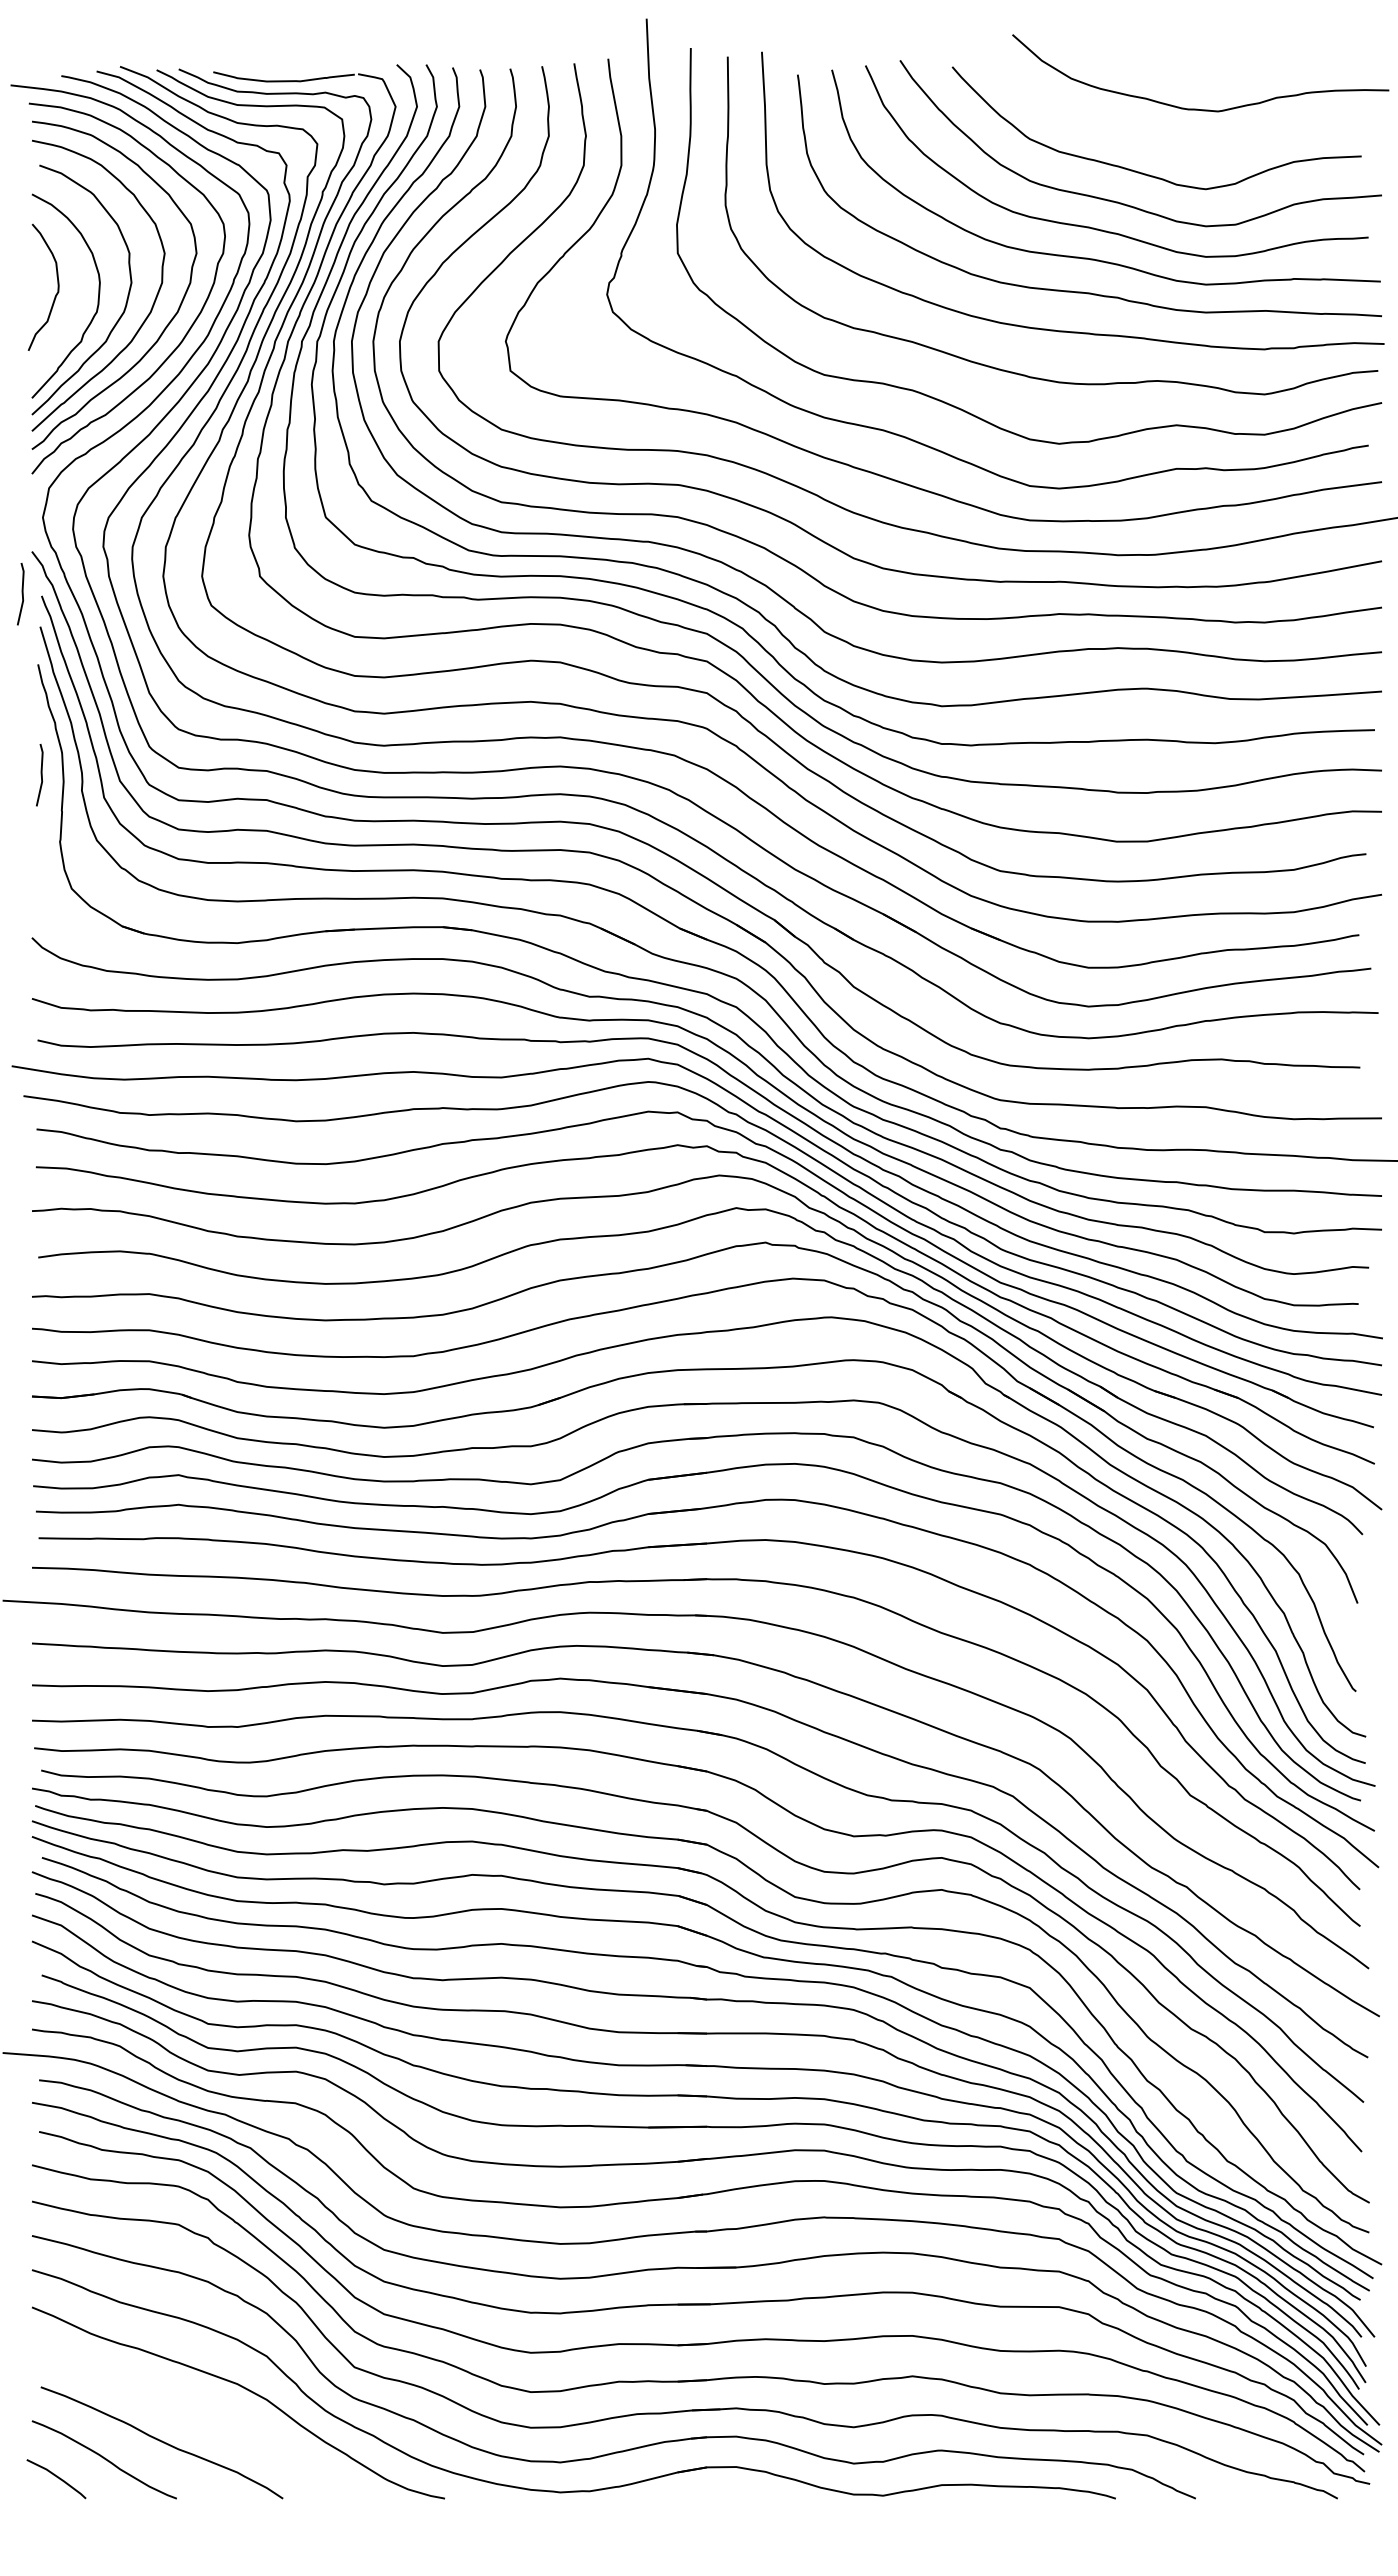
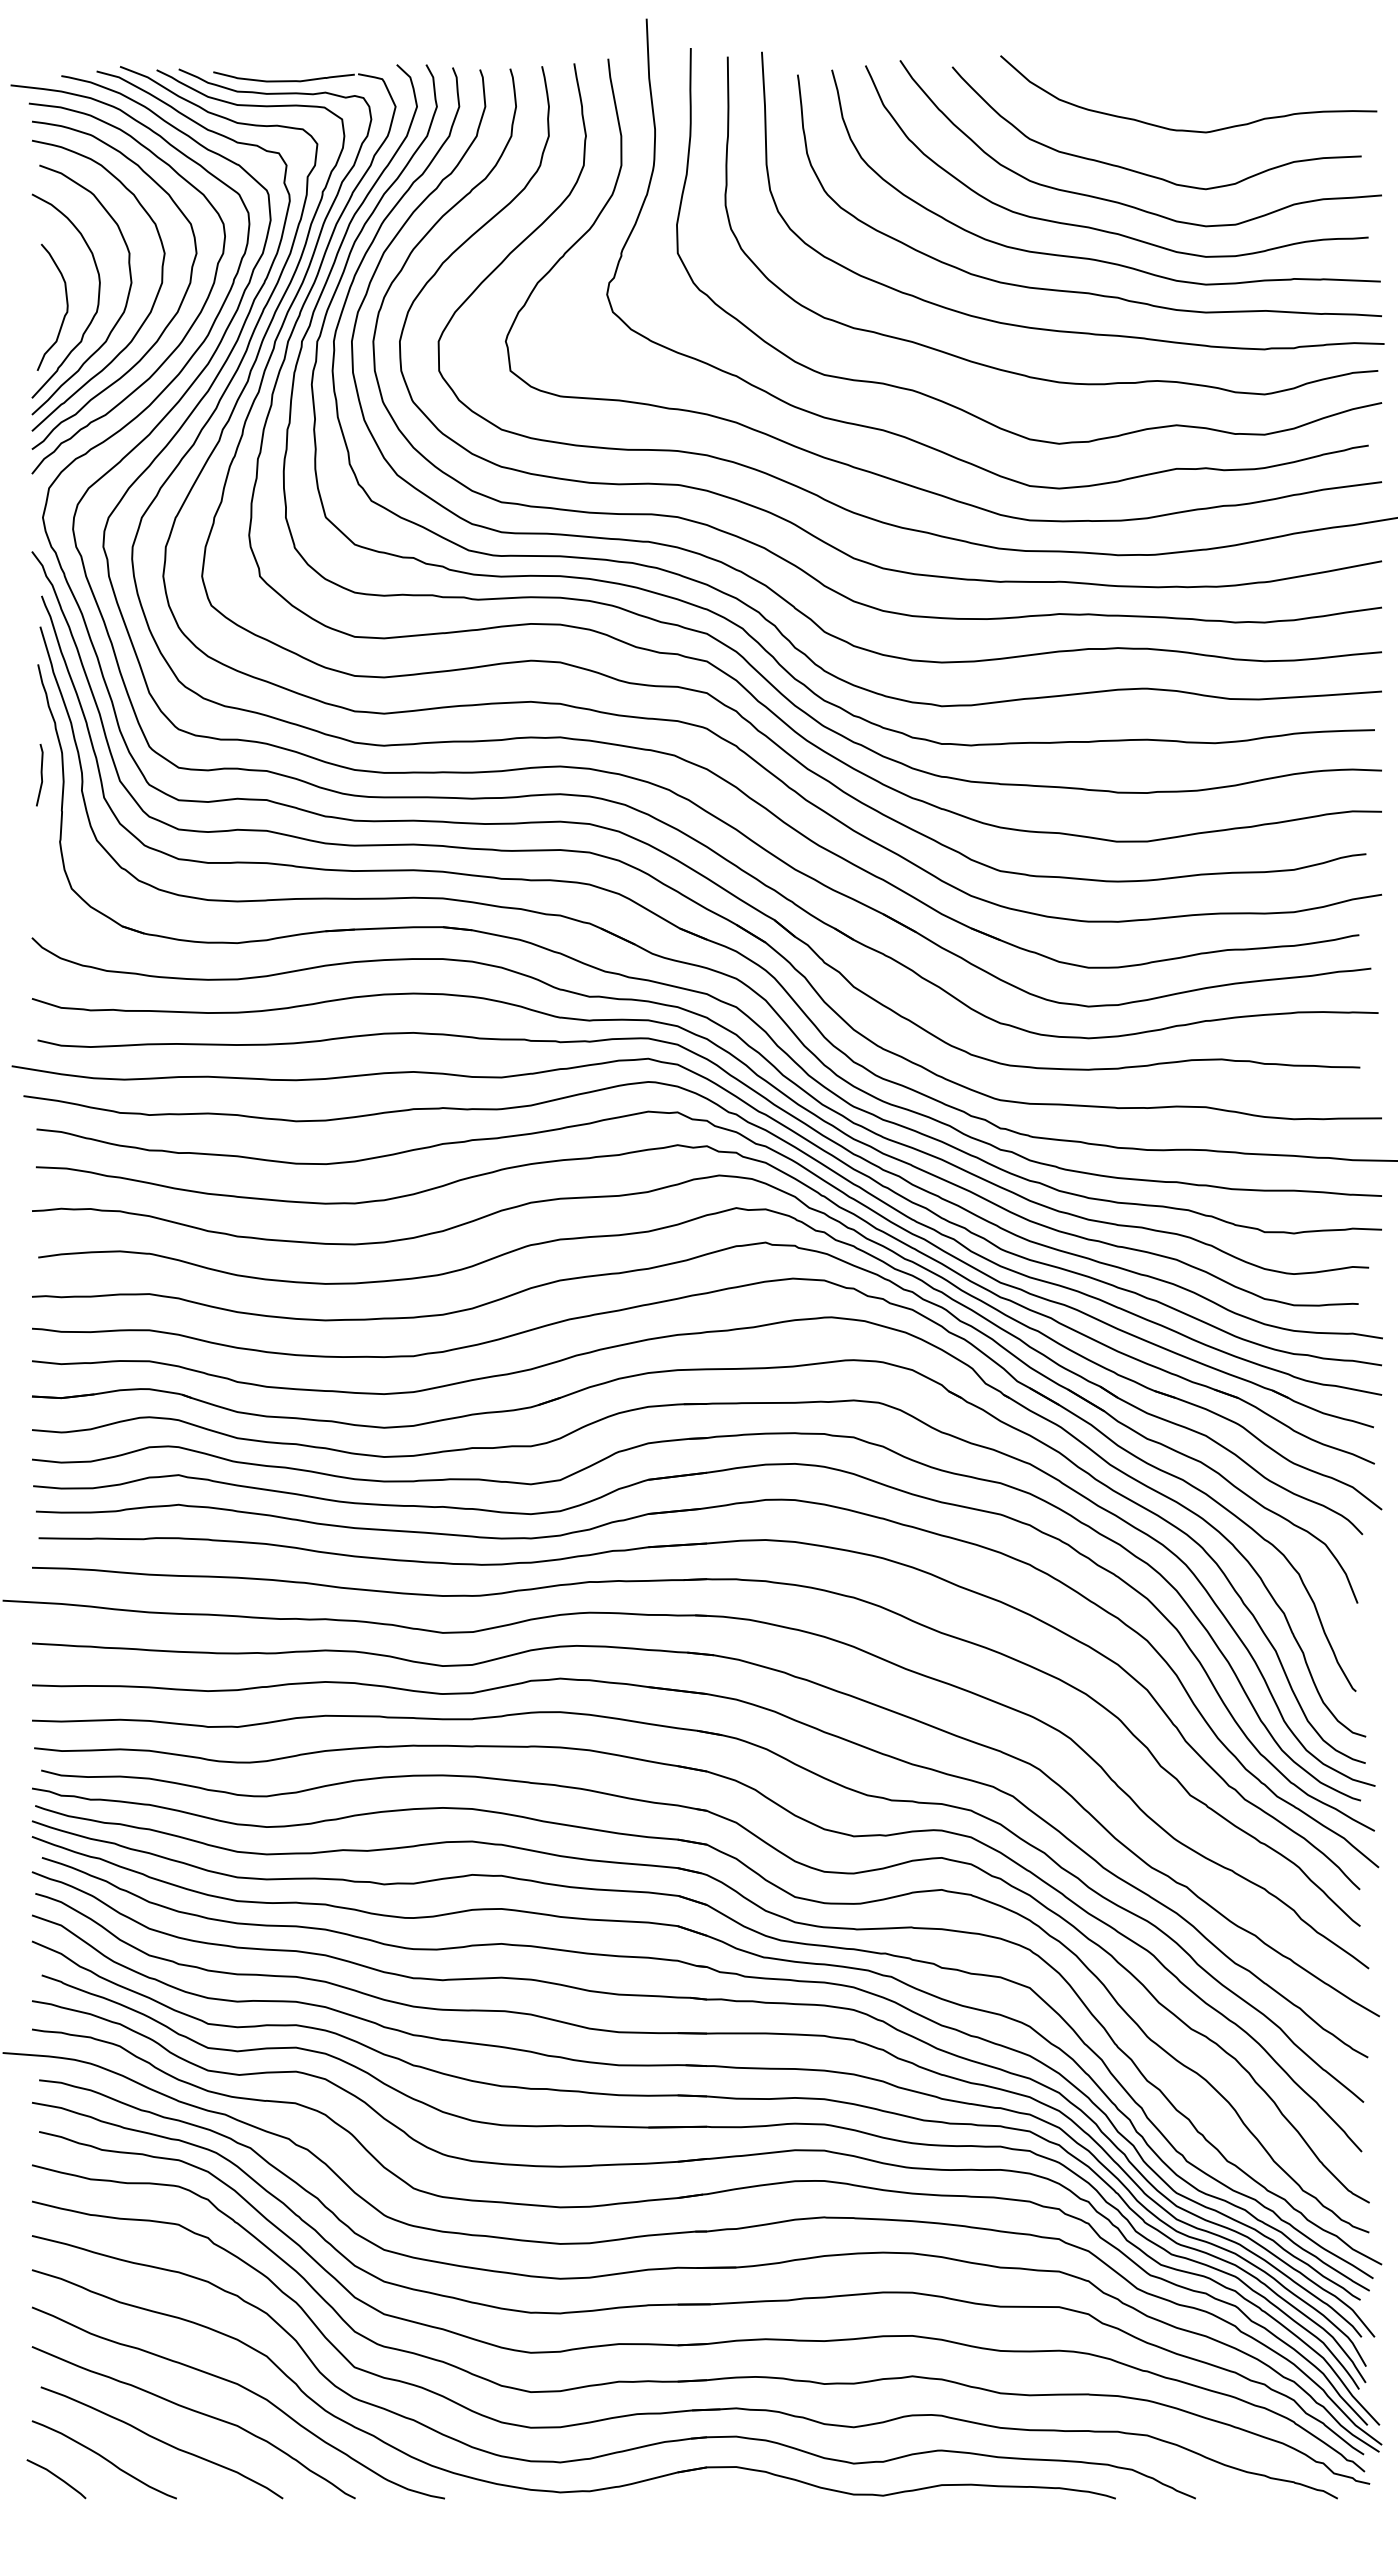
curve position: (1197, 108) -> (1185, 129) (1185, 129)
curve position: (55, 294) -> (64, 314) (64, 314)
line: present -> none (21, 594)
curve: none -> present (195, 2412)
